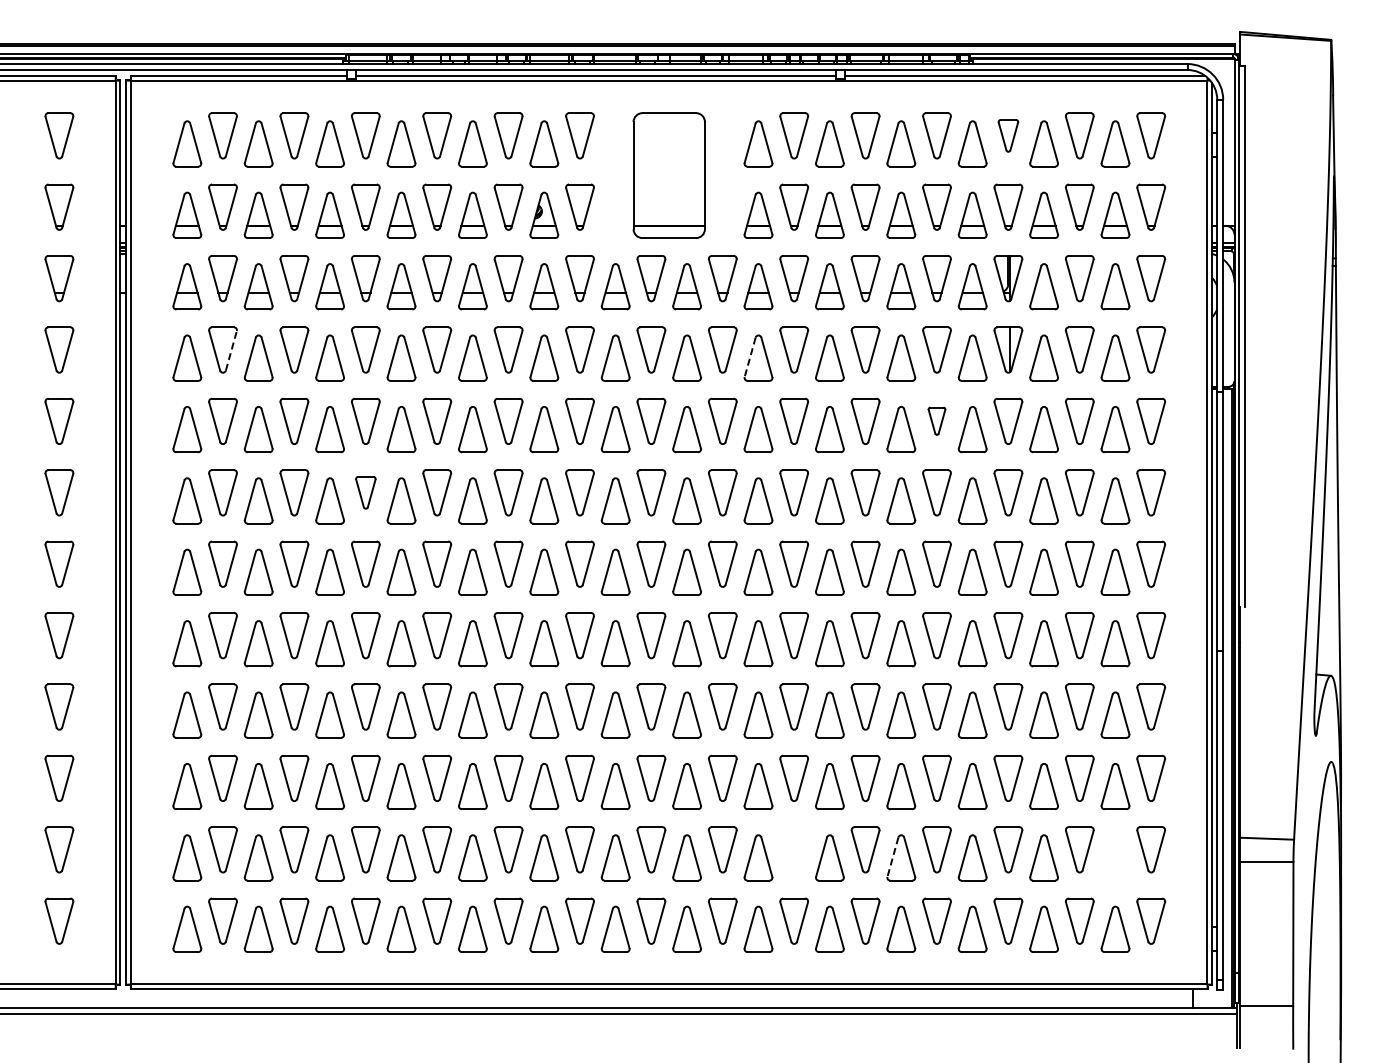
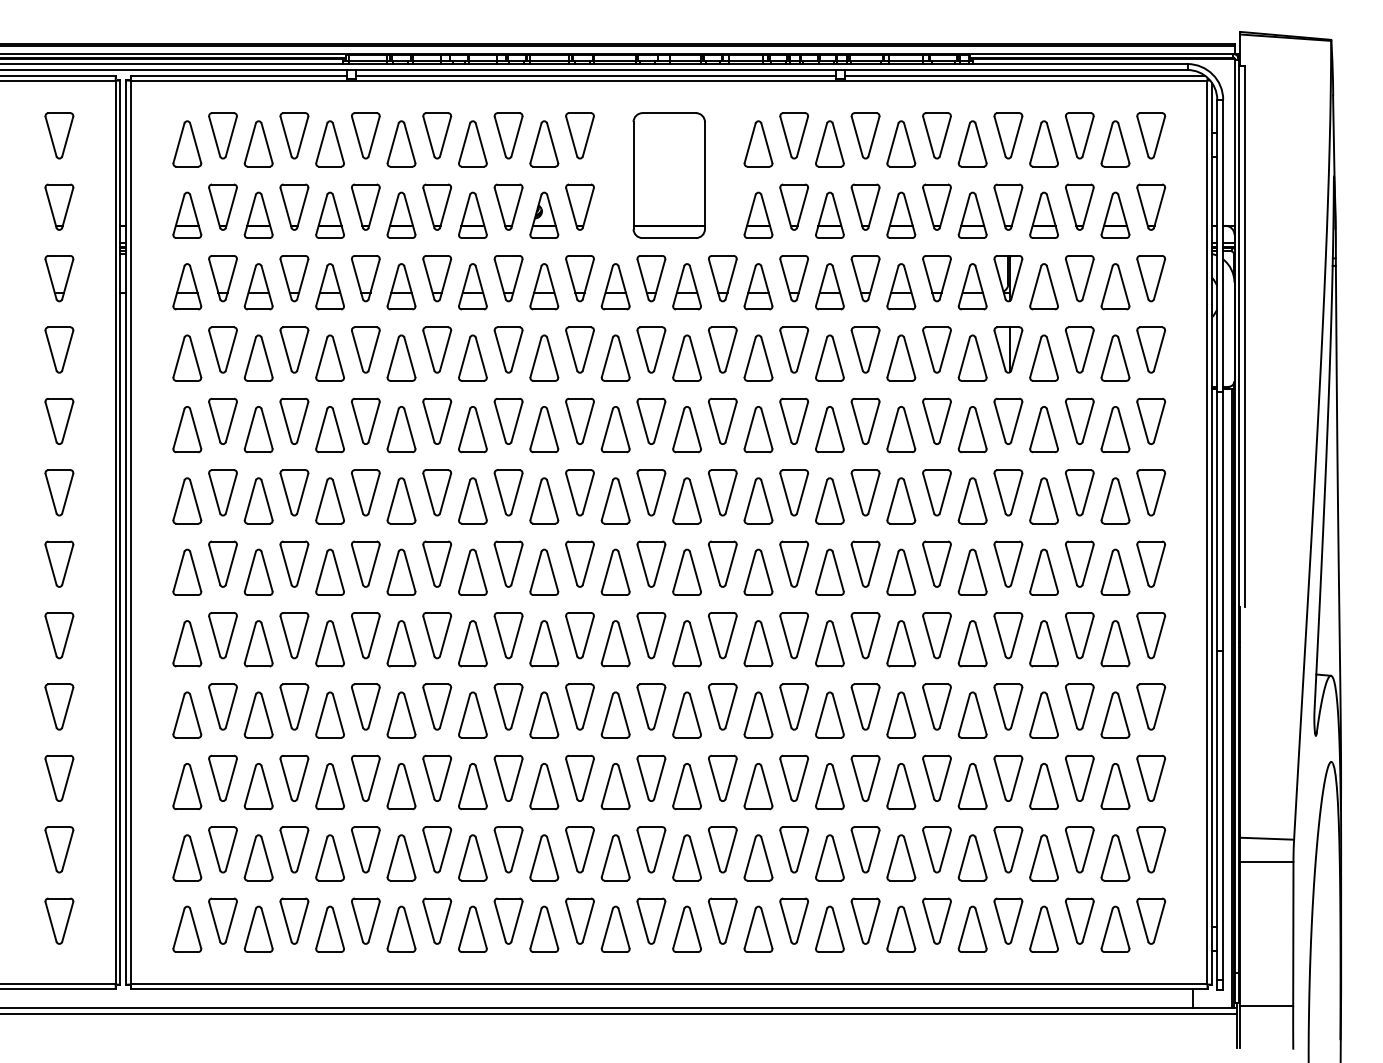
part size: 23x34 px -> 31x48 px (1008, 135)
line: dashed -> solid (231, 350)
line: dashed -> solid (750, 357)
part size: 20x30 px -> 30x48 px (936, 420)
part size: 22x34 px -> 30x48 px (365, 492)
part: none -> present (794, 849)
line: dashed -> solid (892, 857)
part: none -> present (1115, 857)
